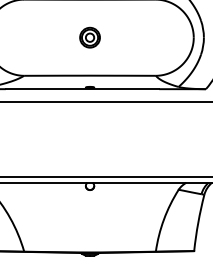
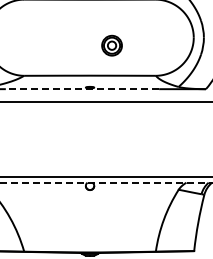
part position: (89, 37) -> (111, 45) (111, 45)
line: solid -> dashed (82, 89)
line: solid -> dashed (106, 182)
